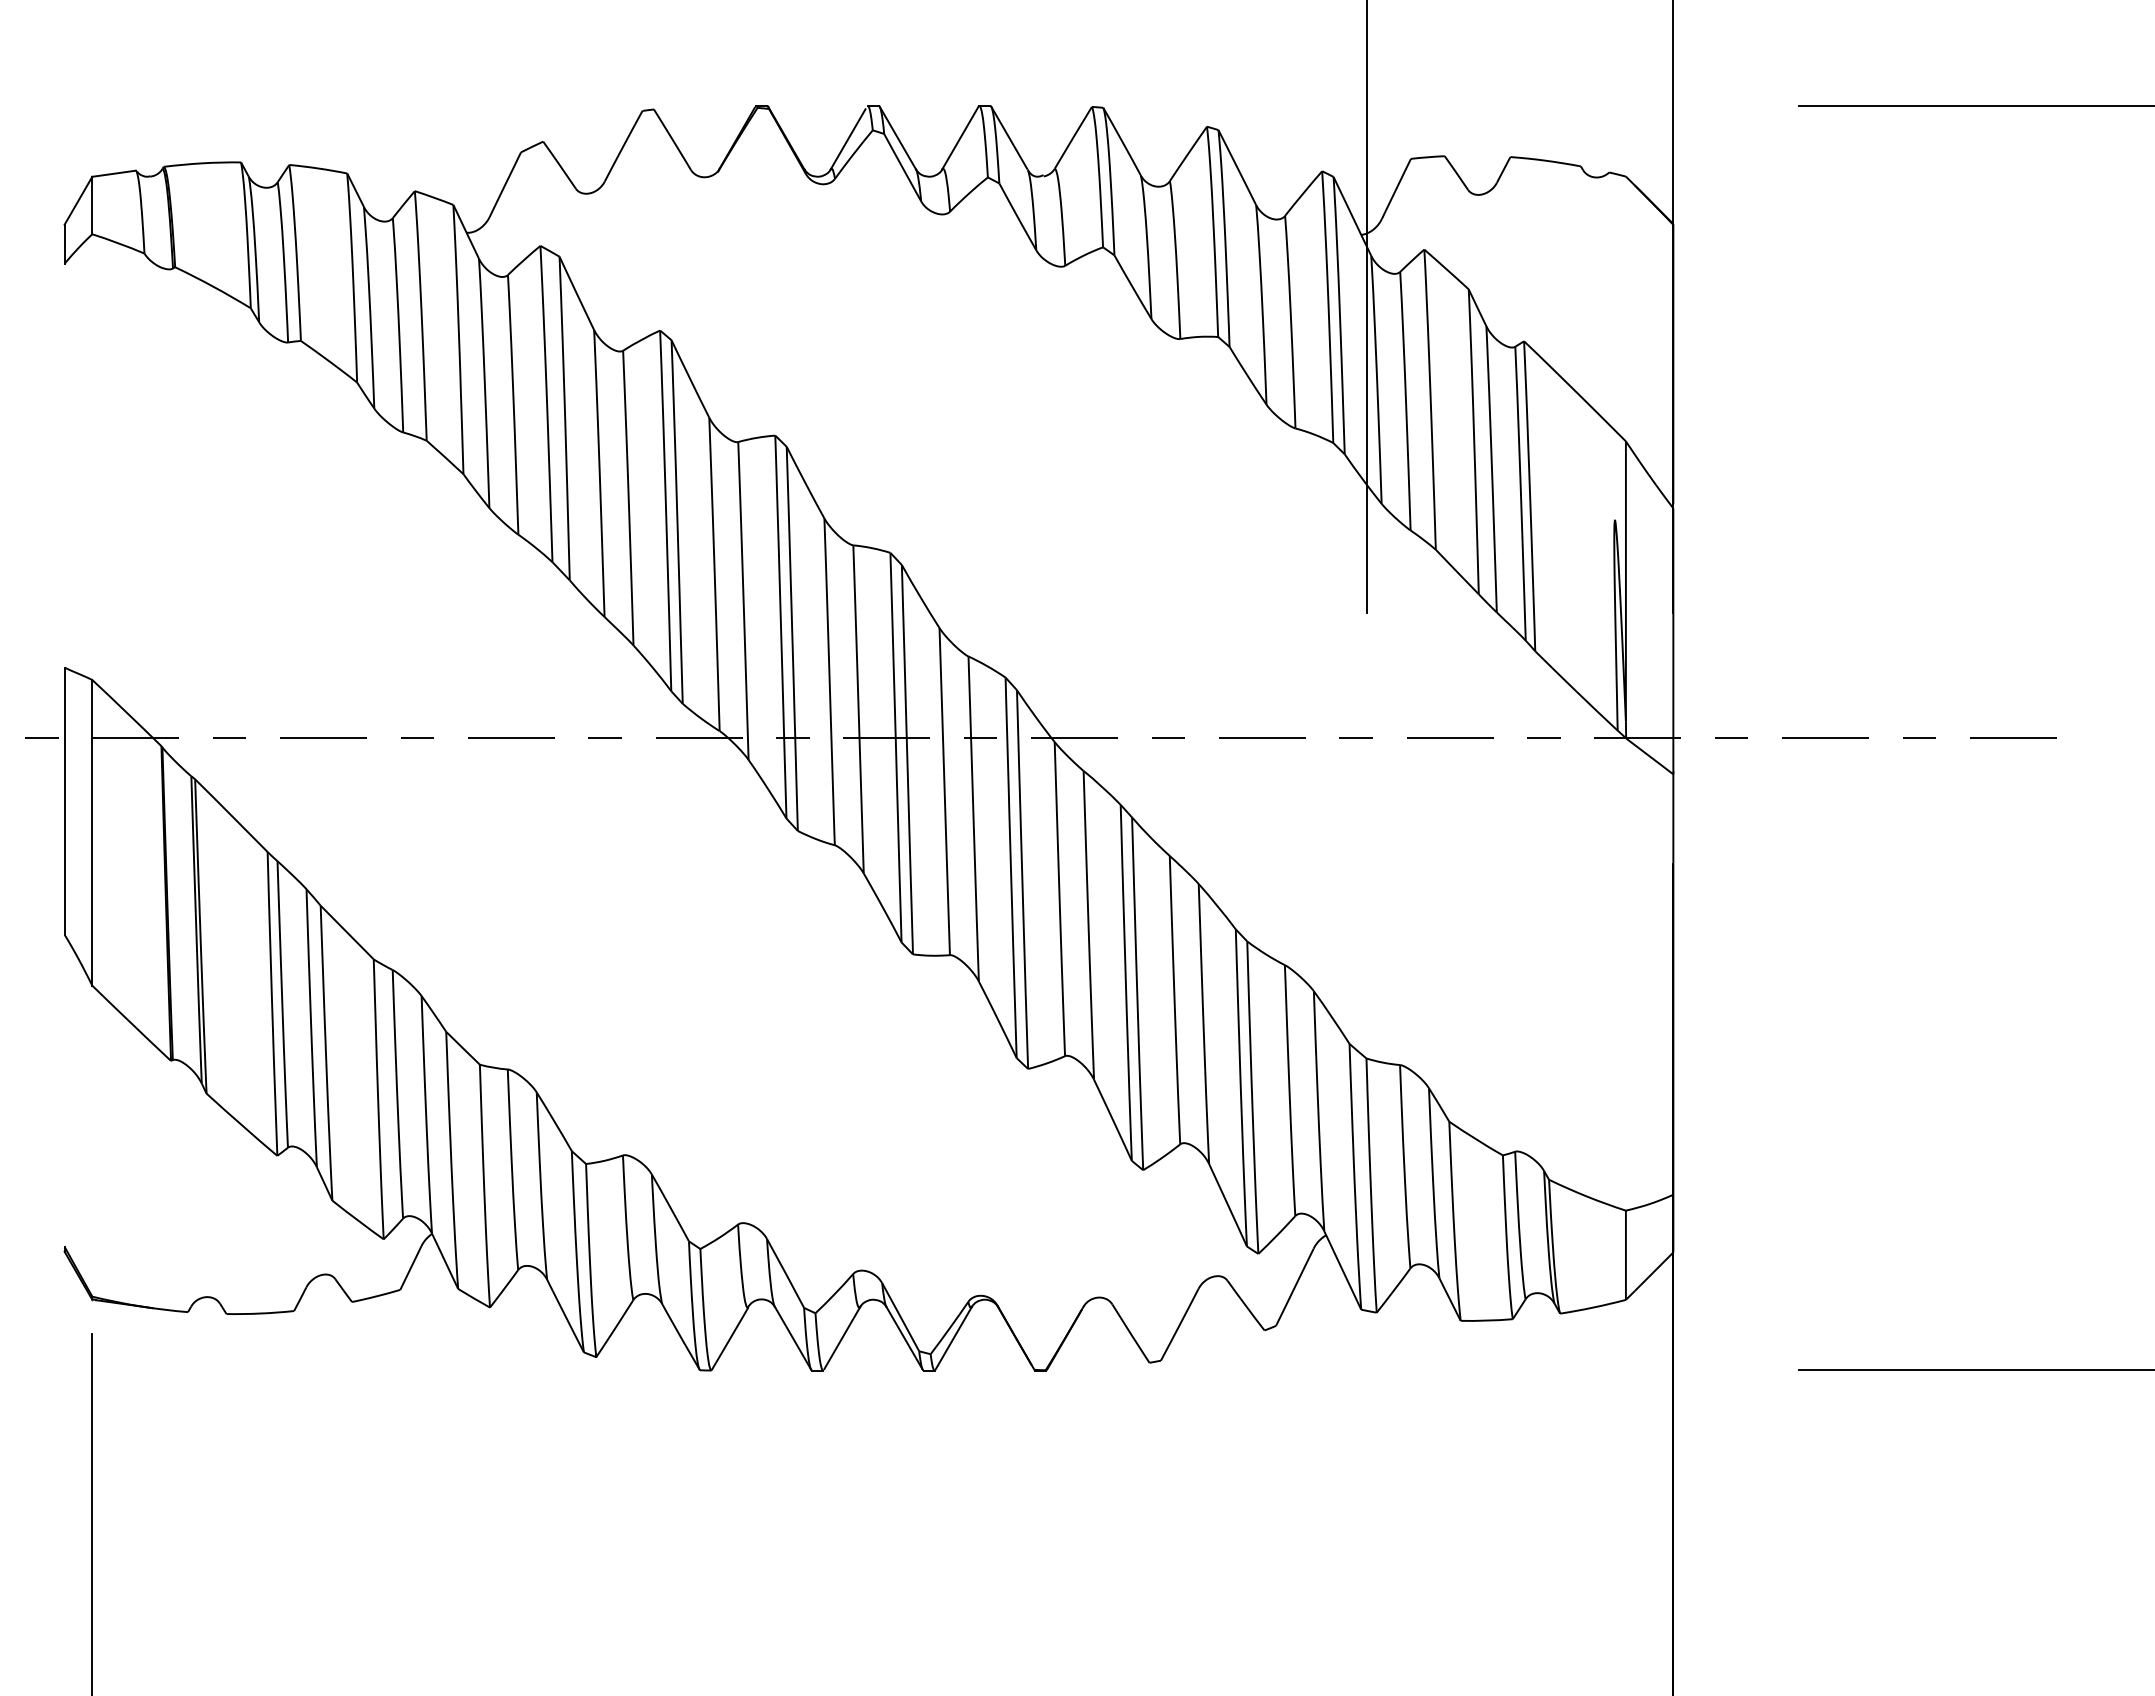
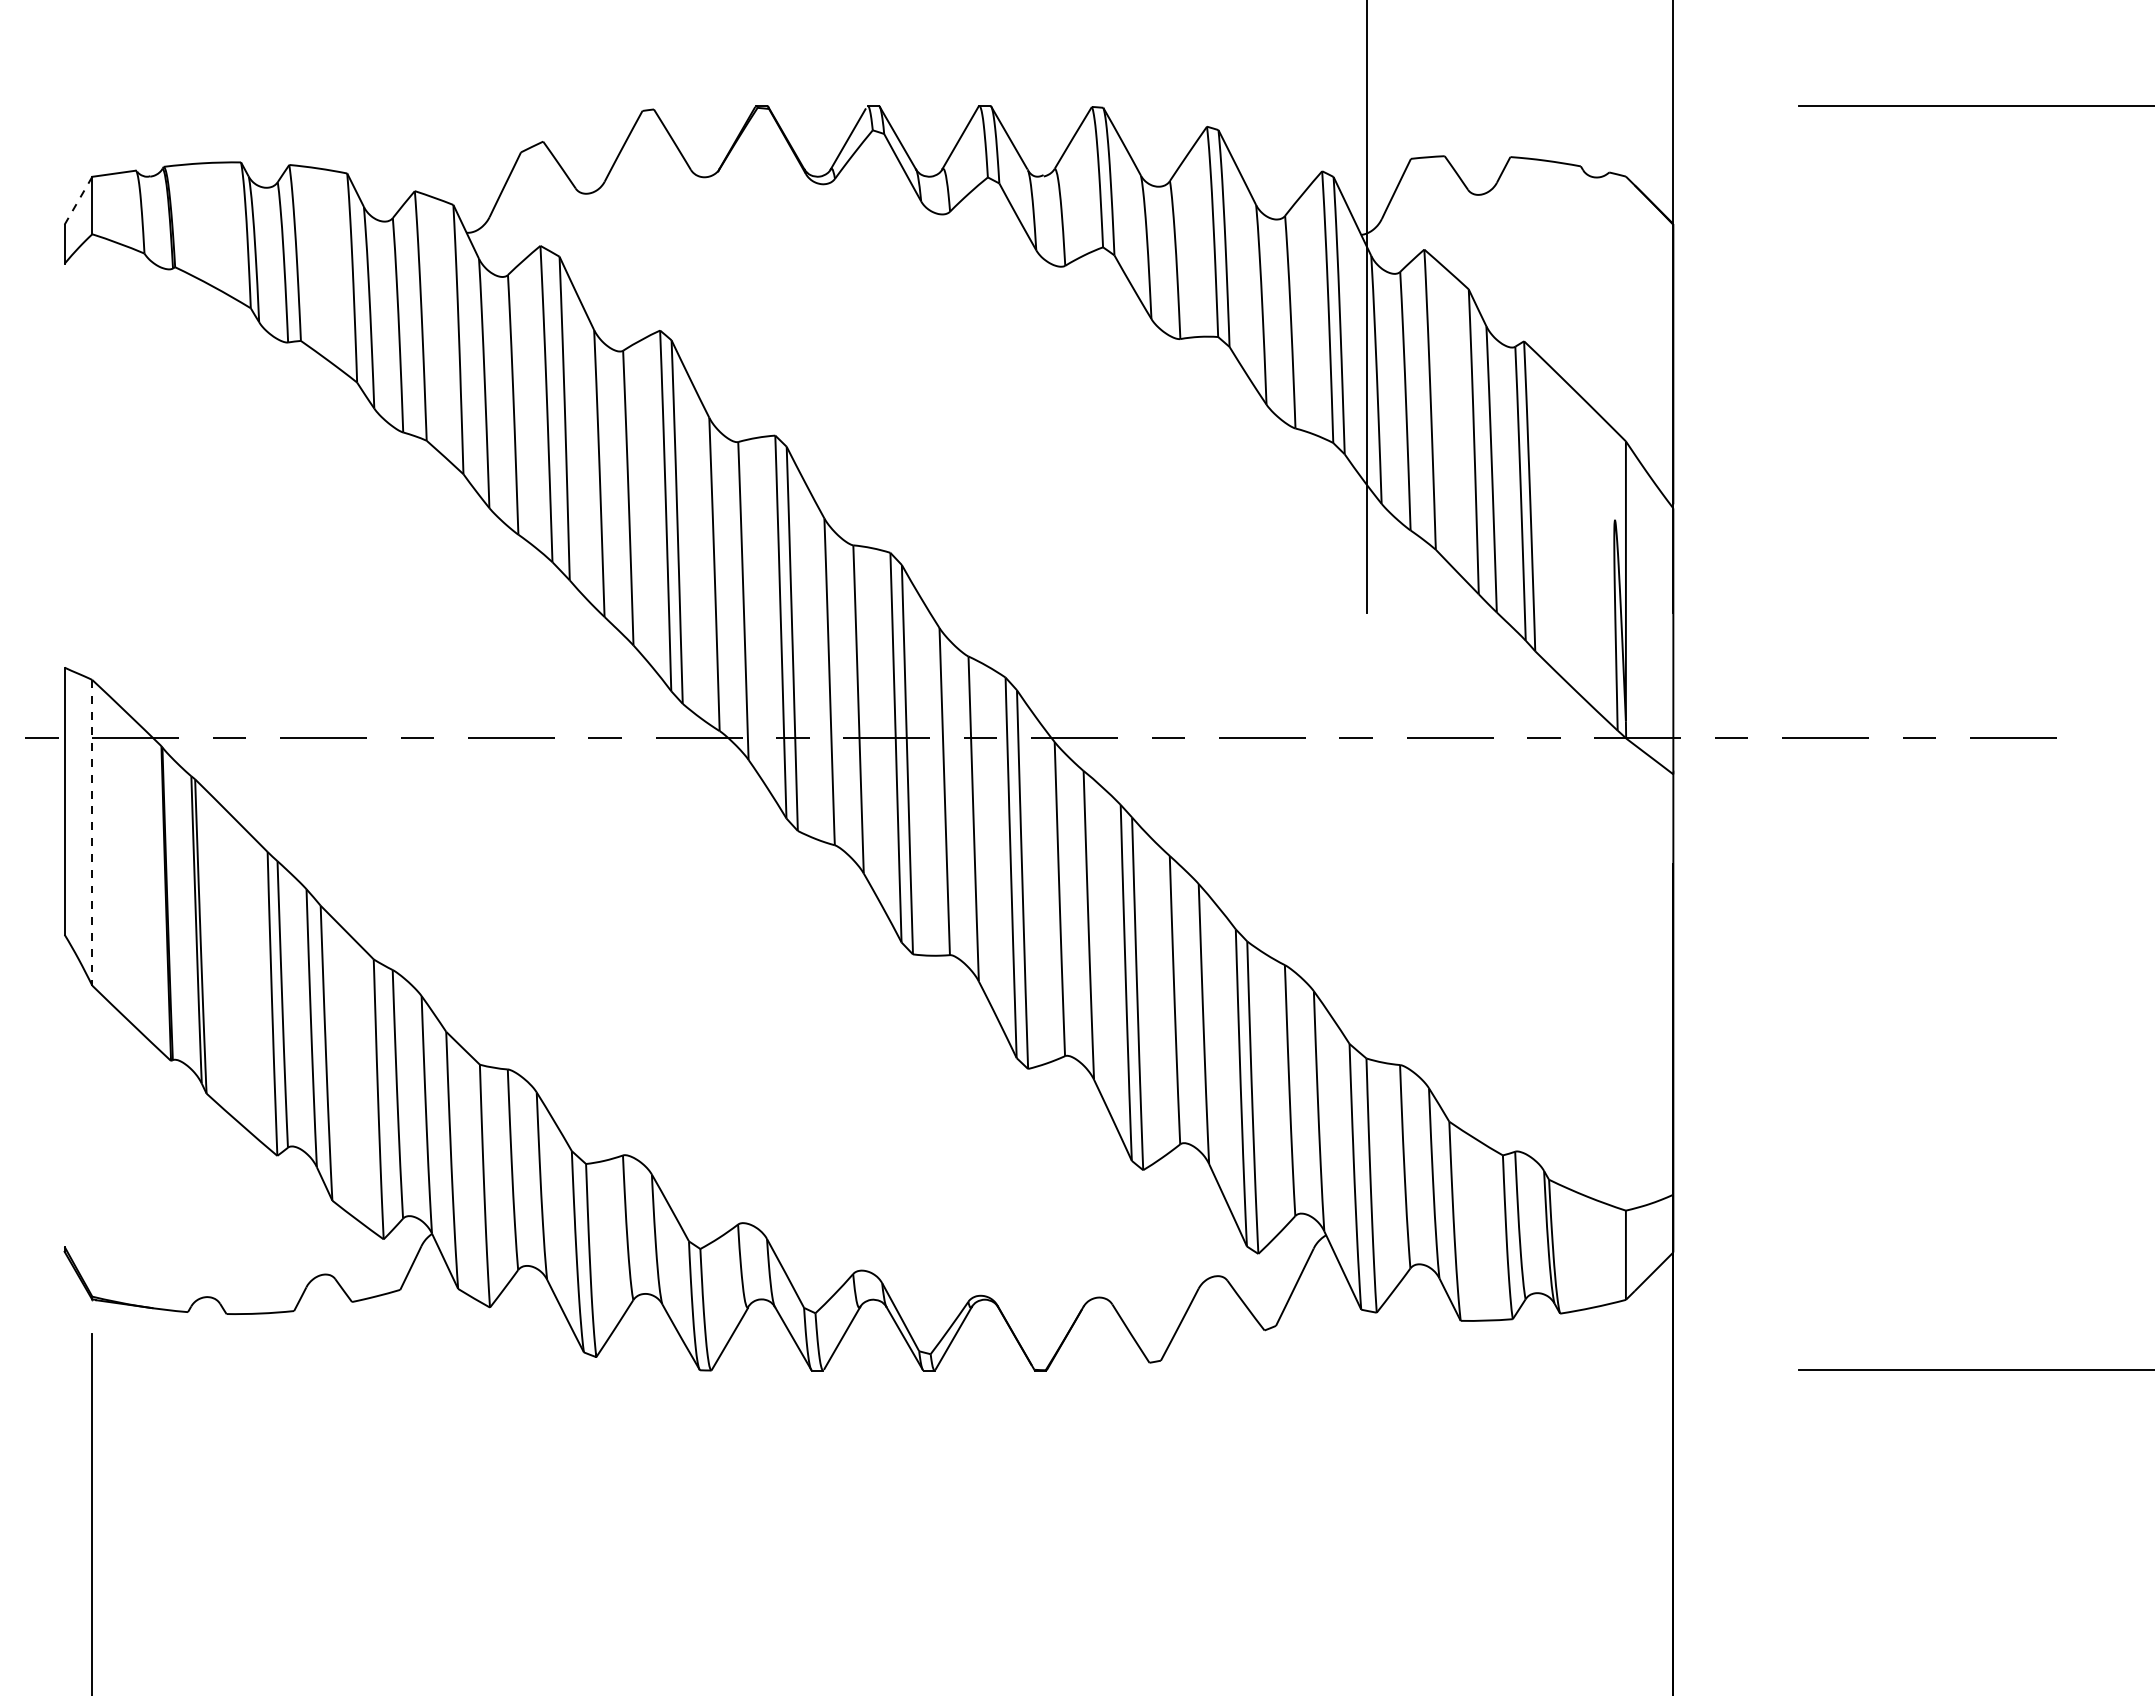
line: solid -> dashed (78, 200)
line: solid -> dashed (92, 832)
